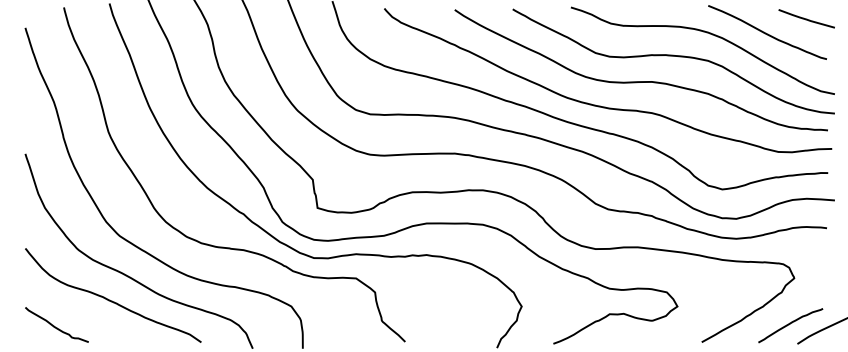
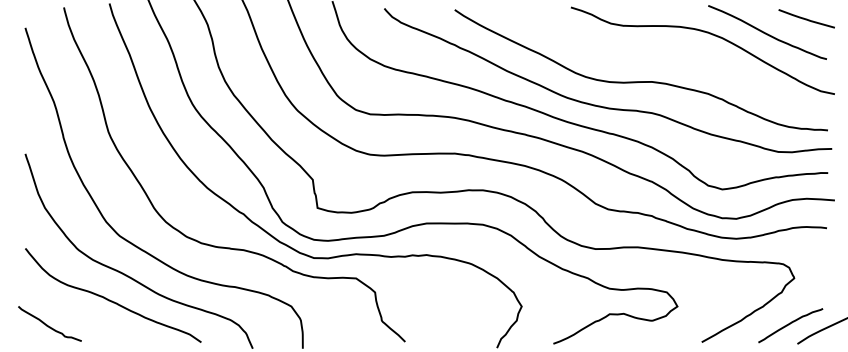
curve: present -> none (673, 56)
curve position: (54, 325) -> (47, 324) (47, 324)
